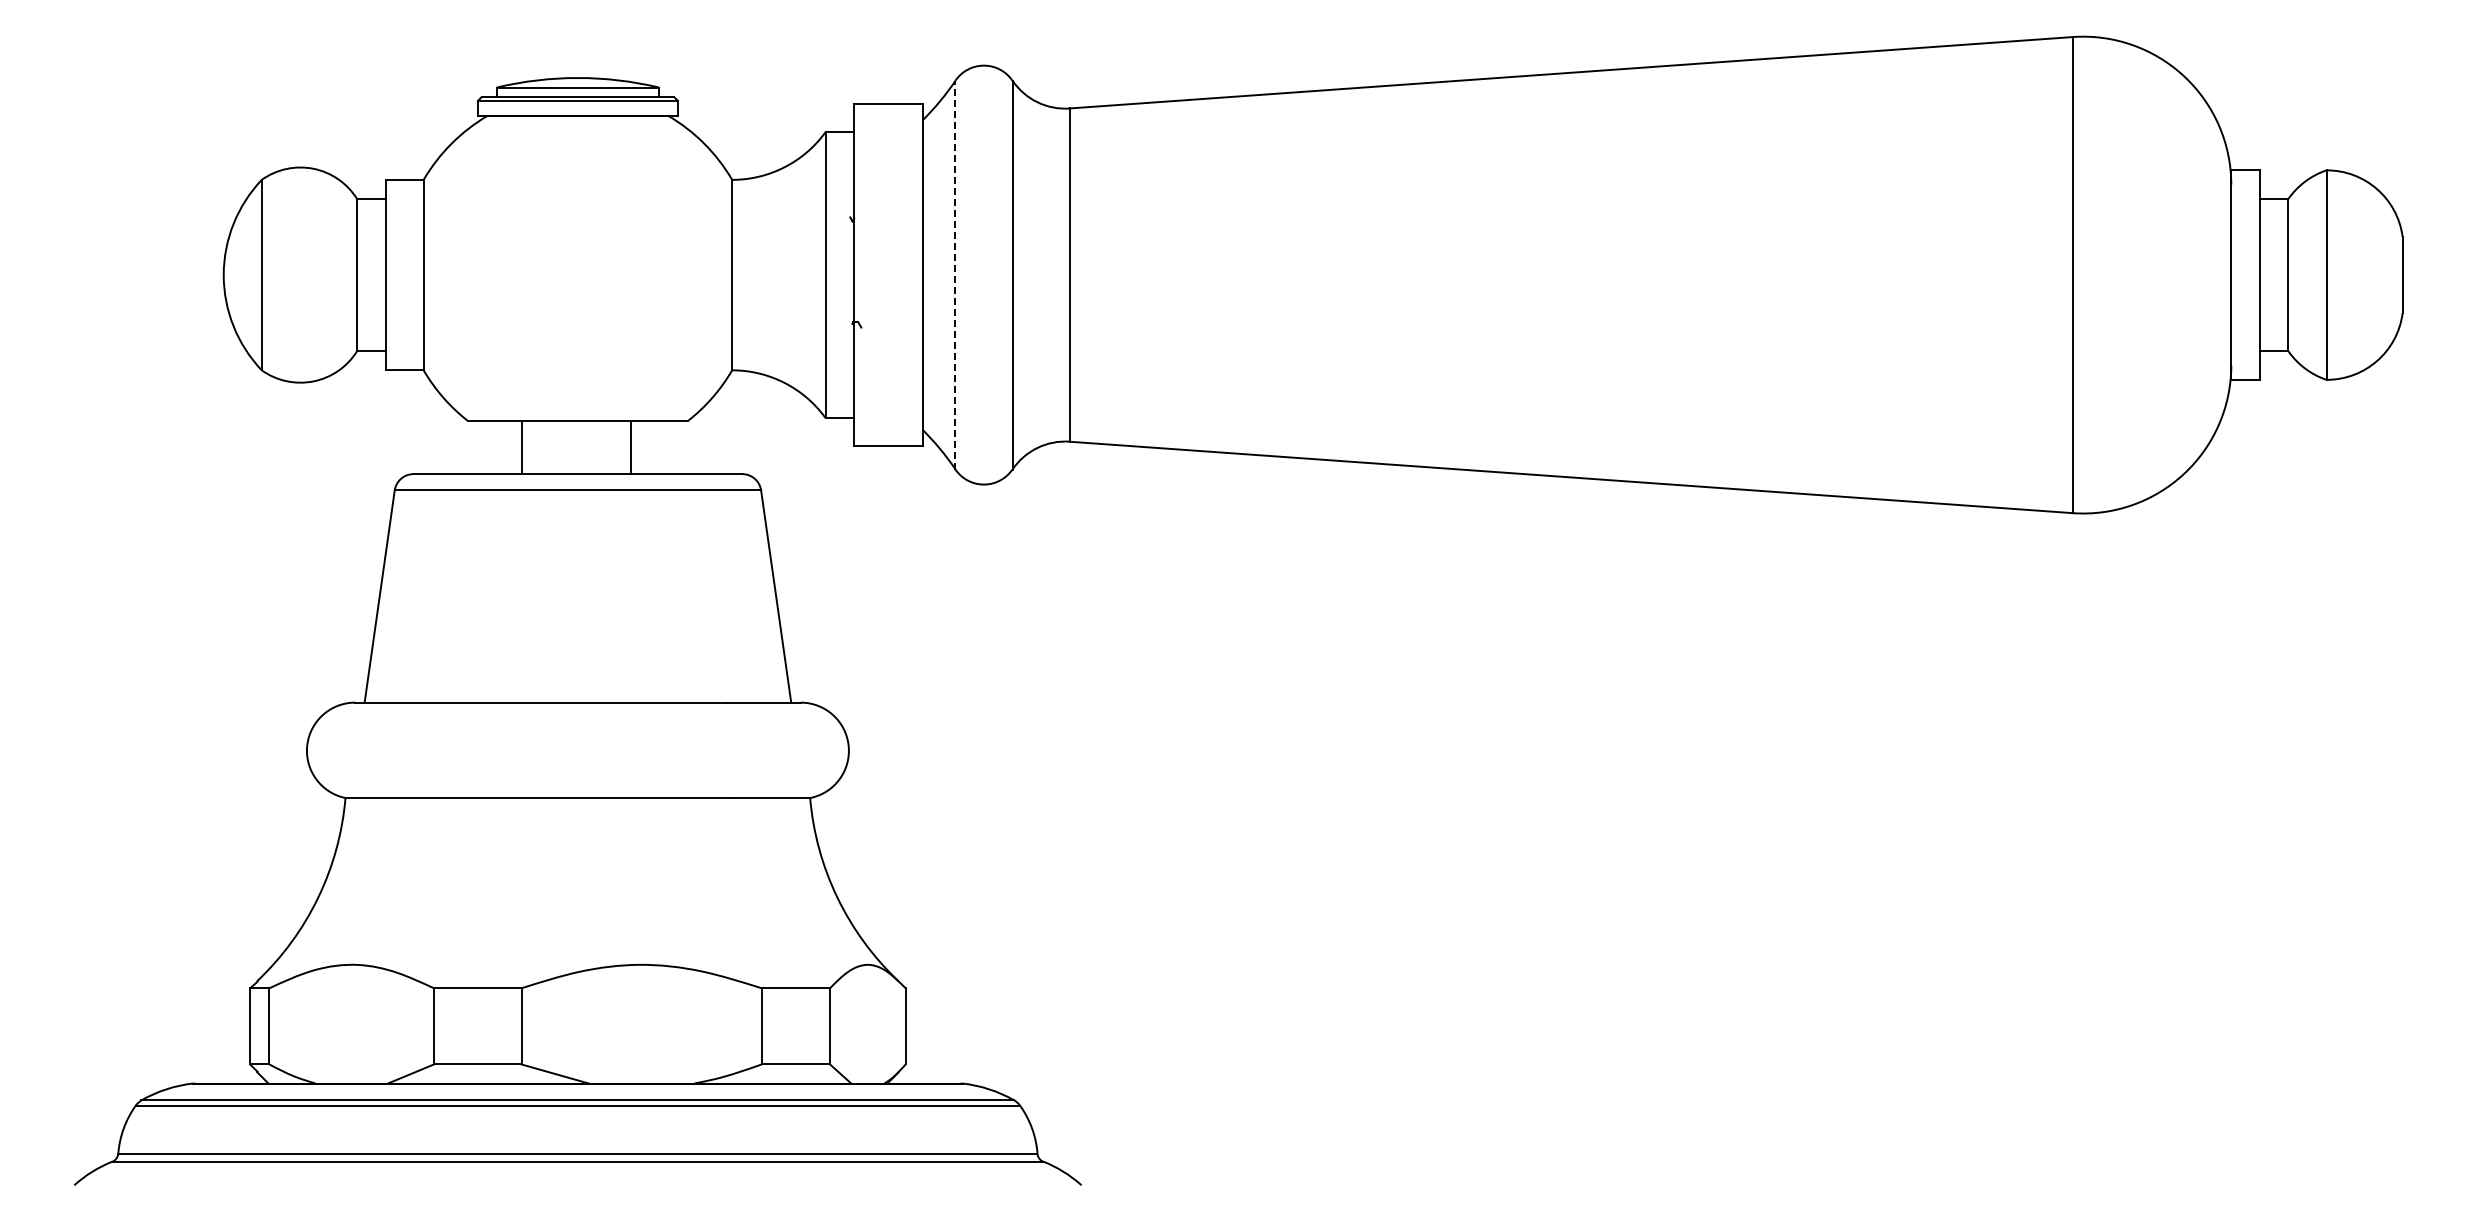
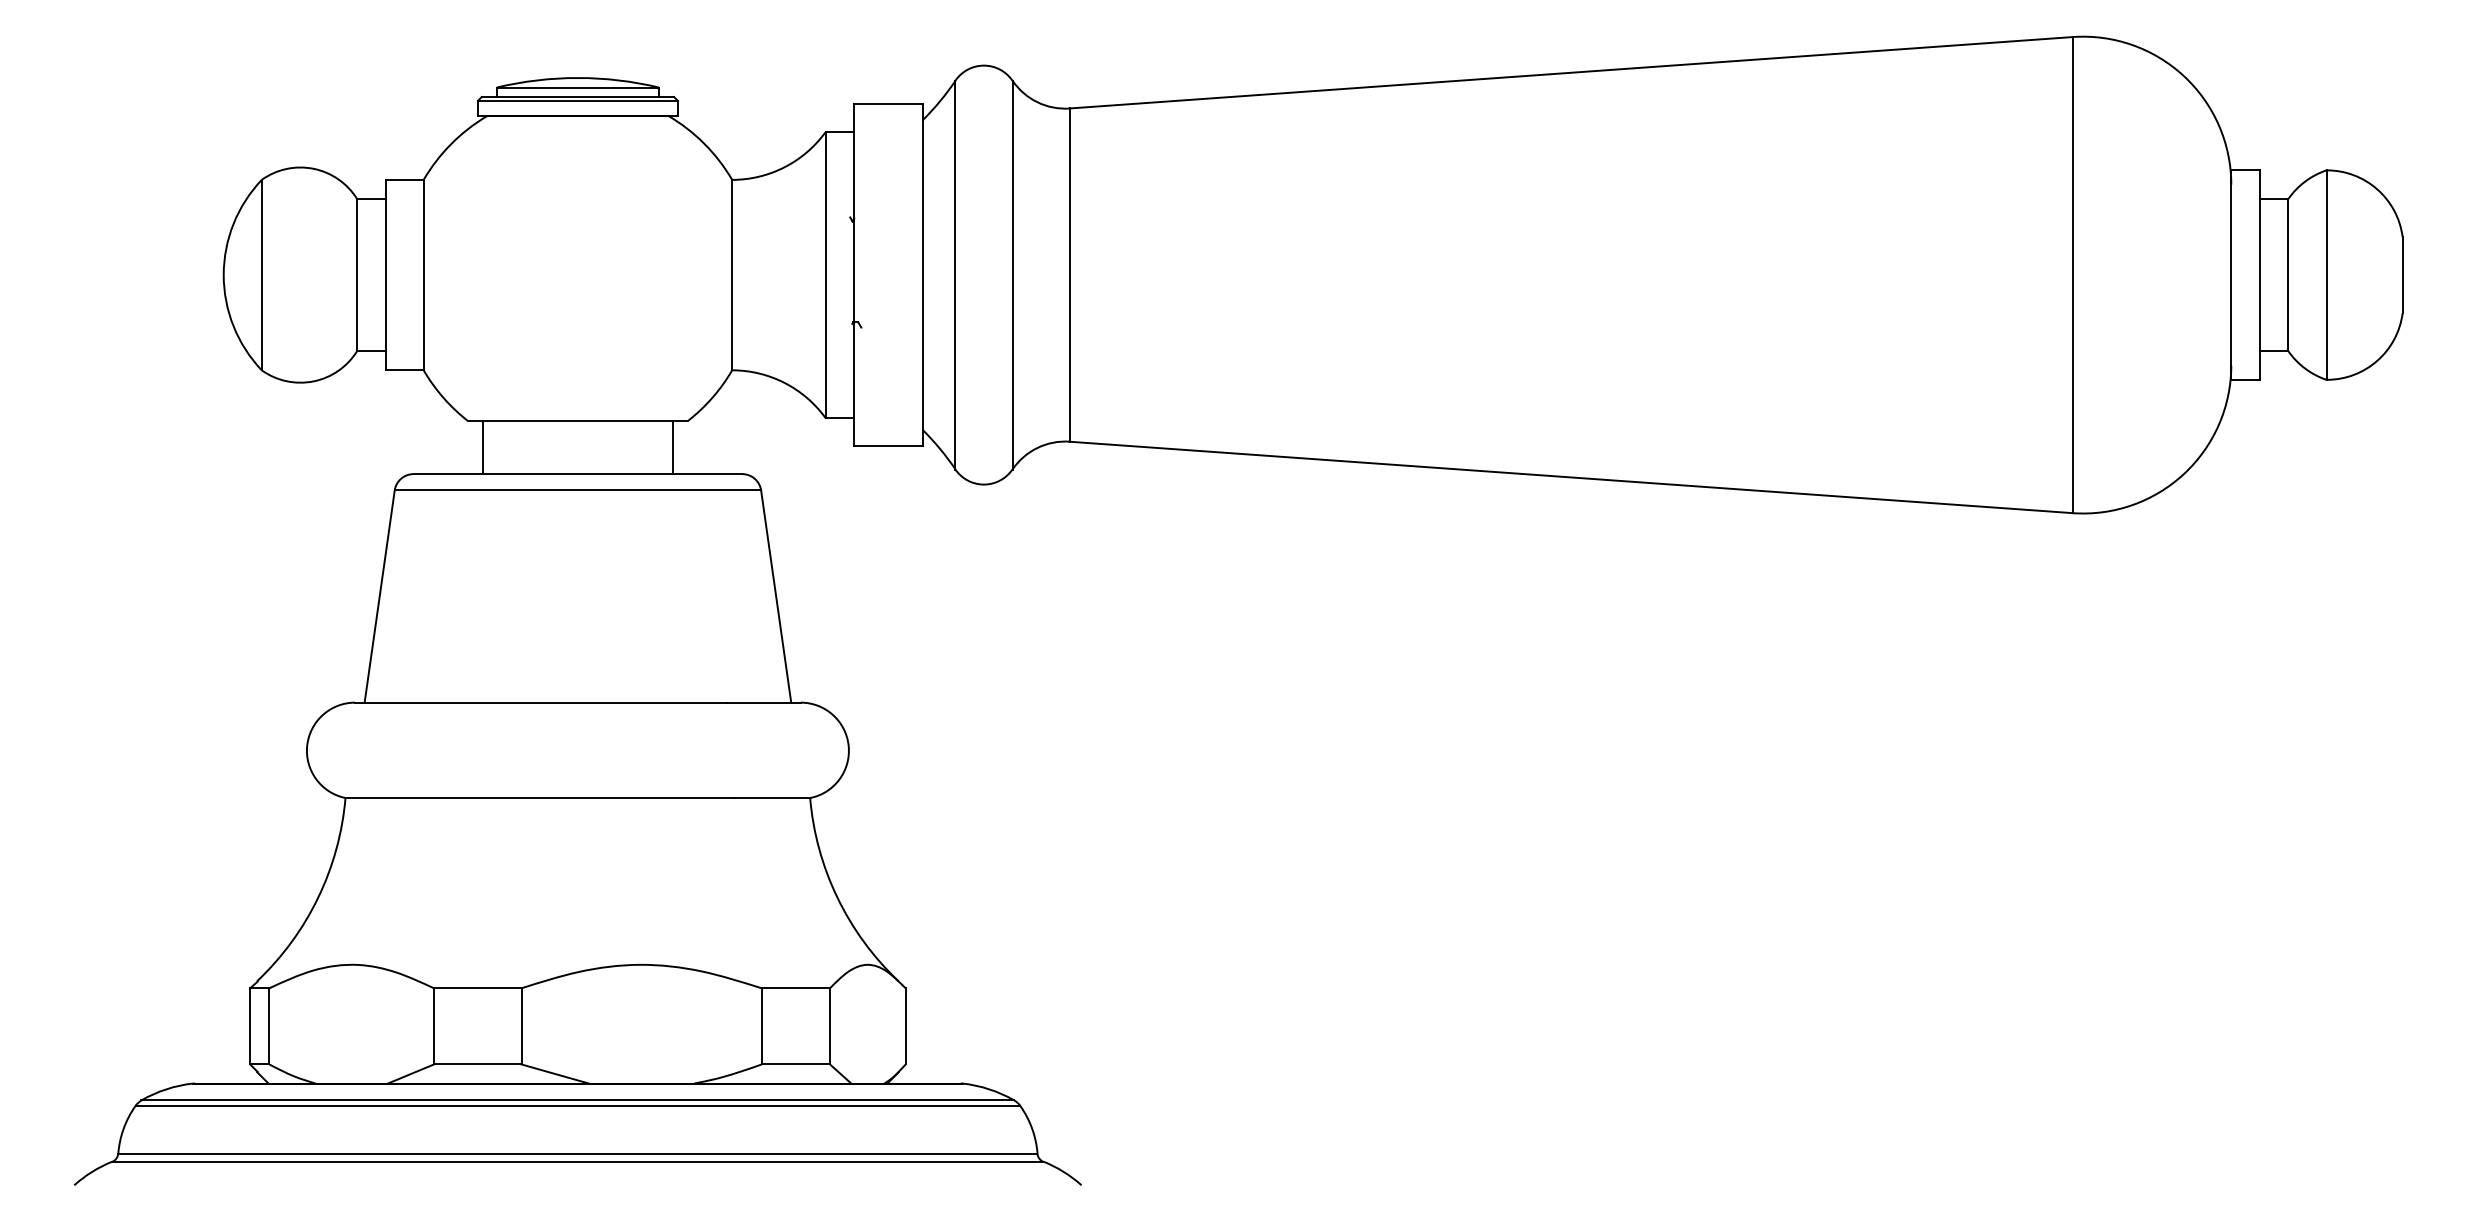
line: dashed -> solid (955, 274)
line position: (521, 447) -> (482, 447) (482, 447)
line position: (631, 447) -> (673, 447) (673, 447)
